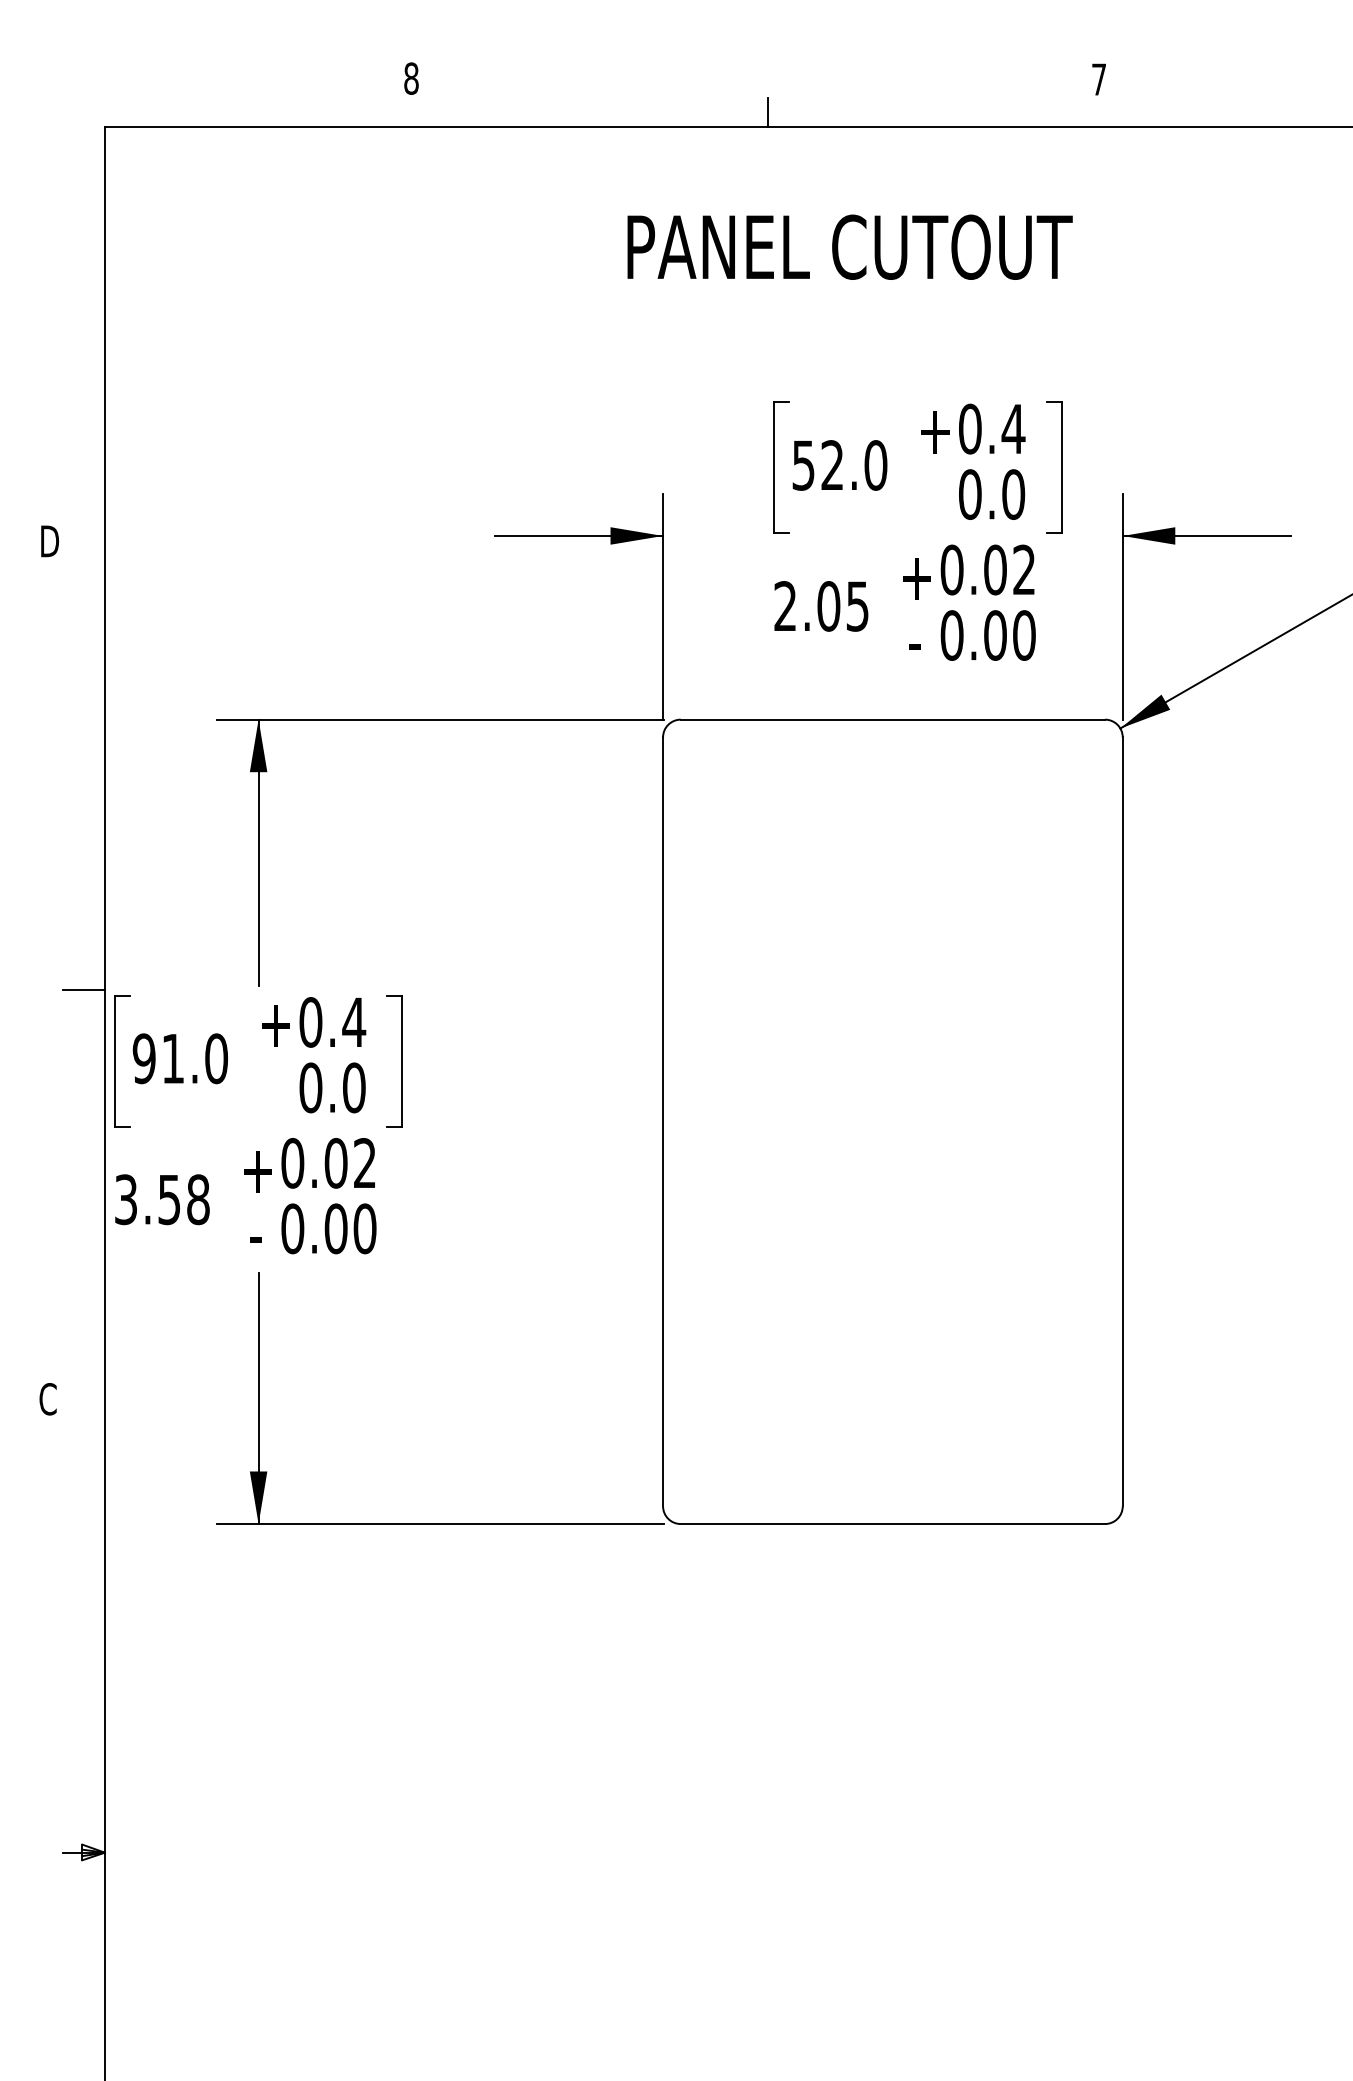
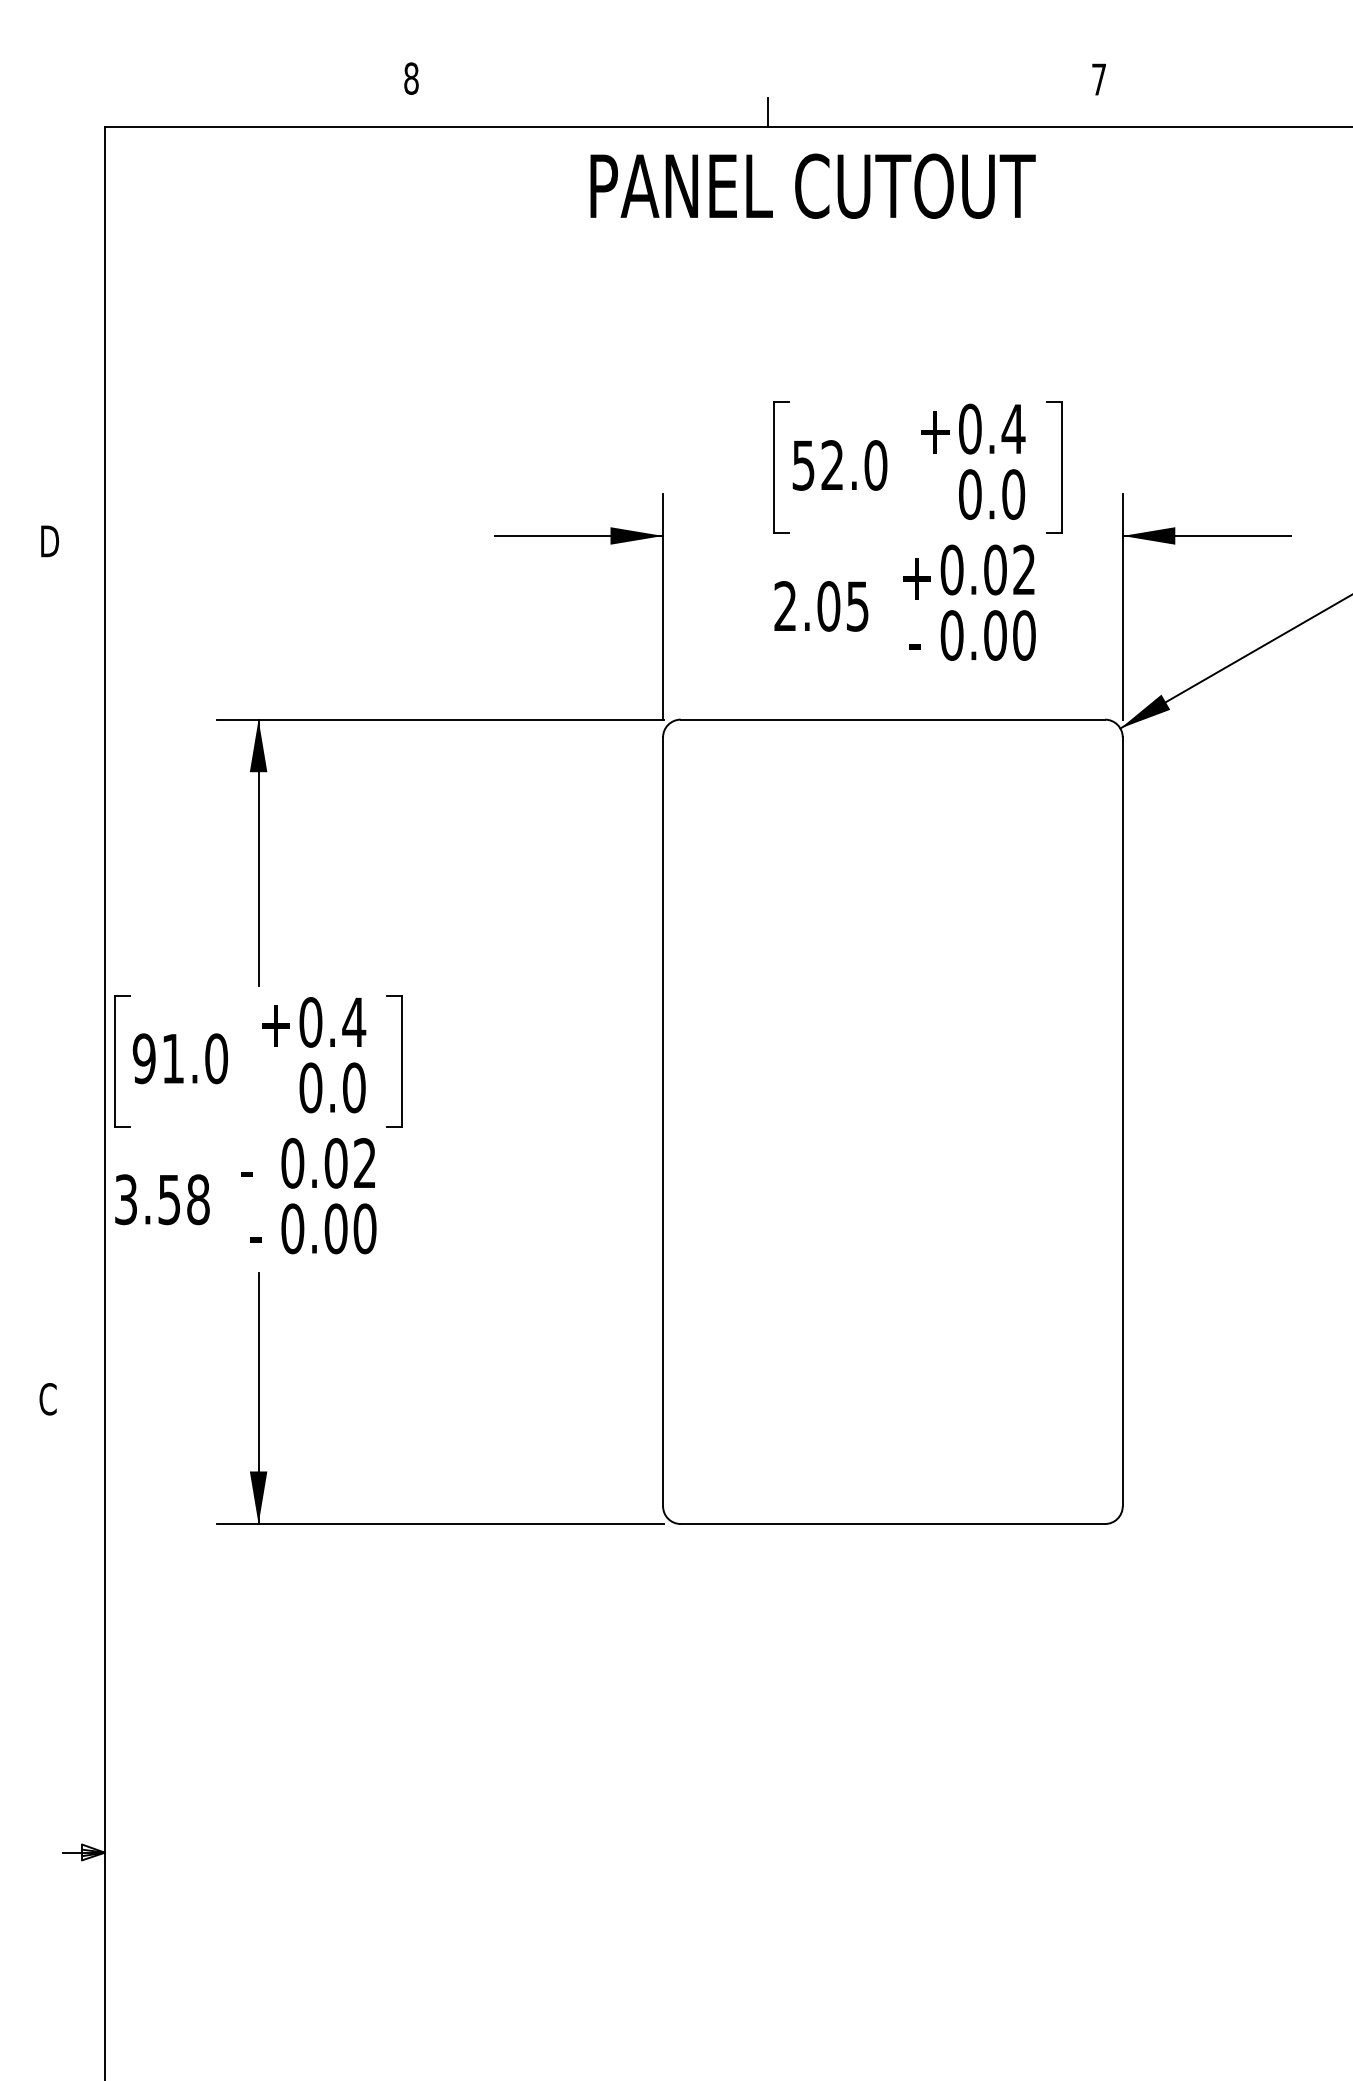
text position: (849, 246) -> (812, 185) (812, 185)
line: present -> none (83, 989)
text: + -> - (256, 1171)
